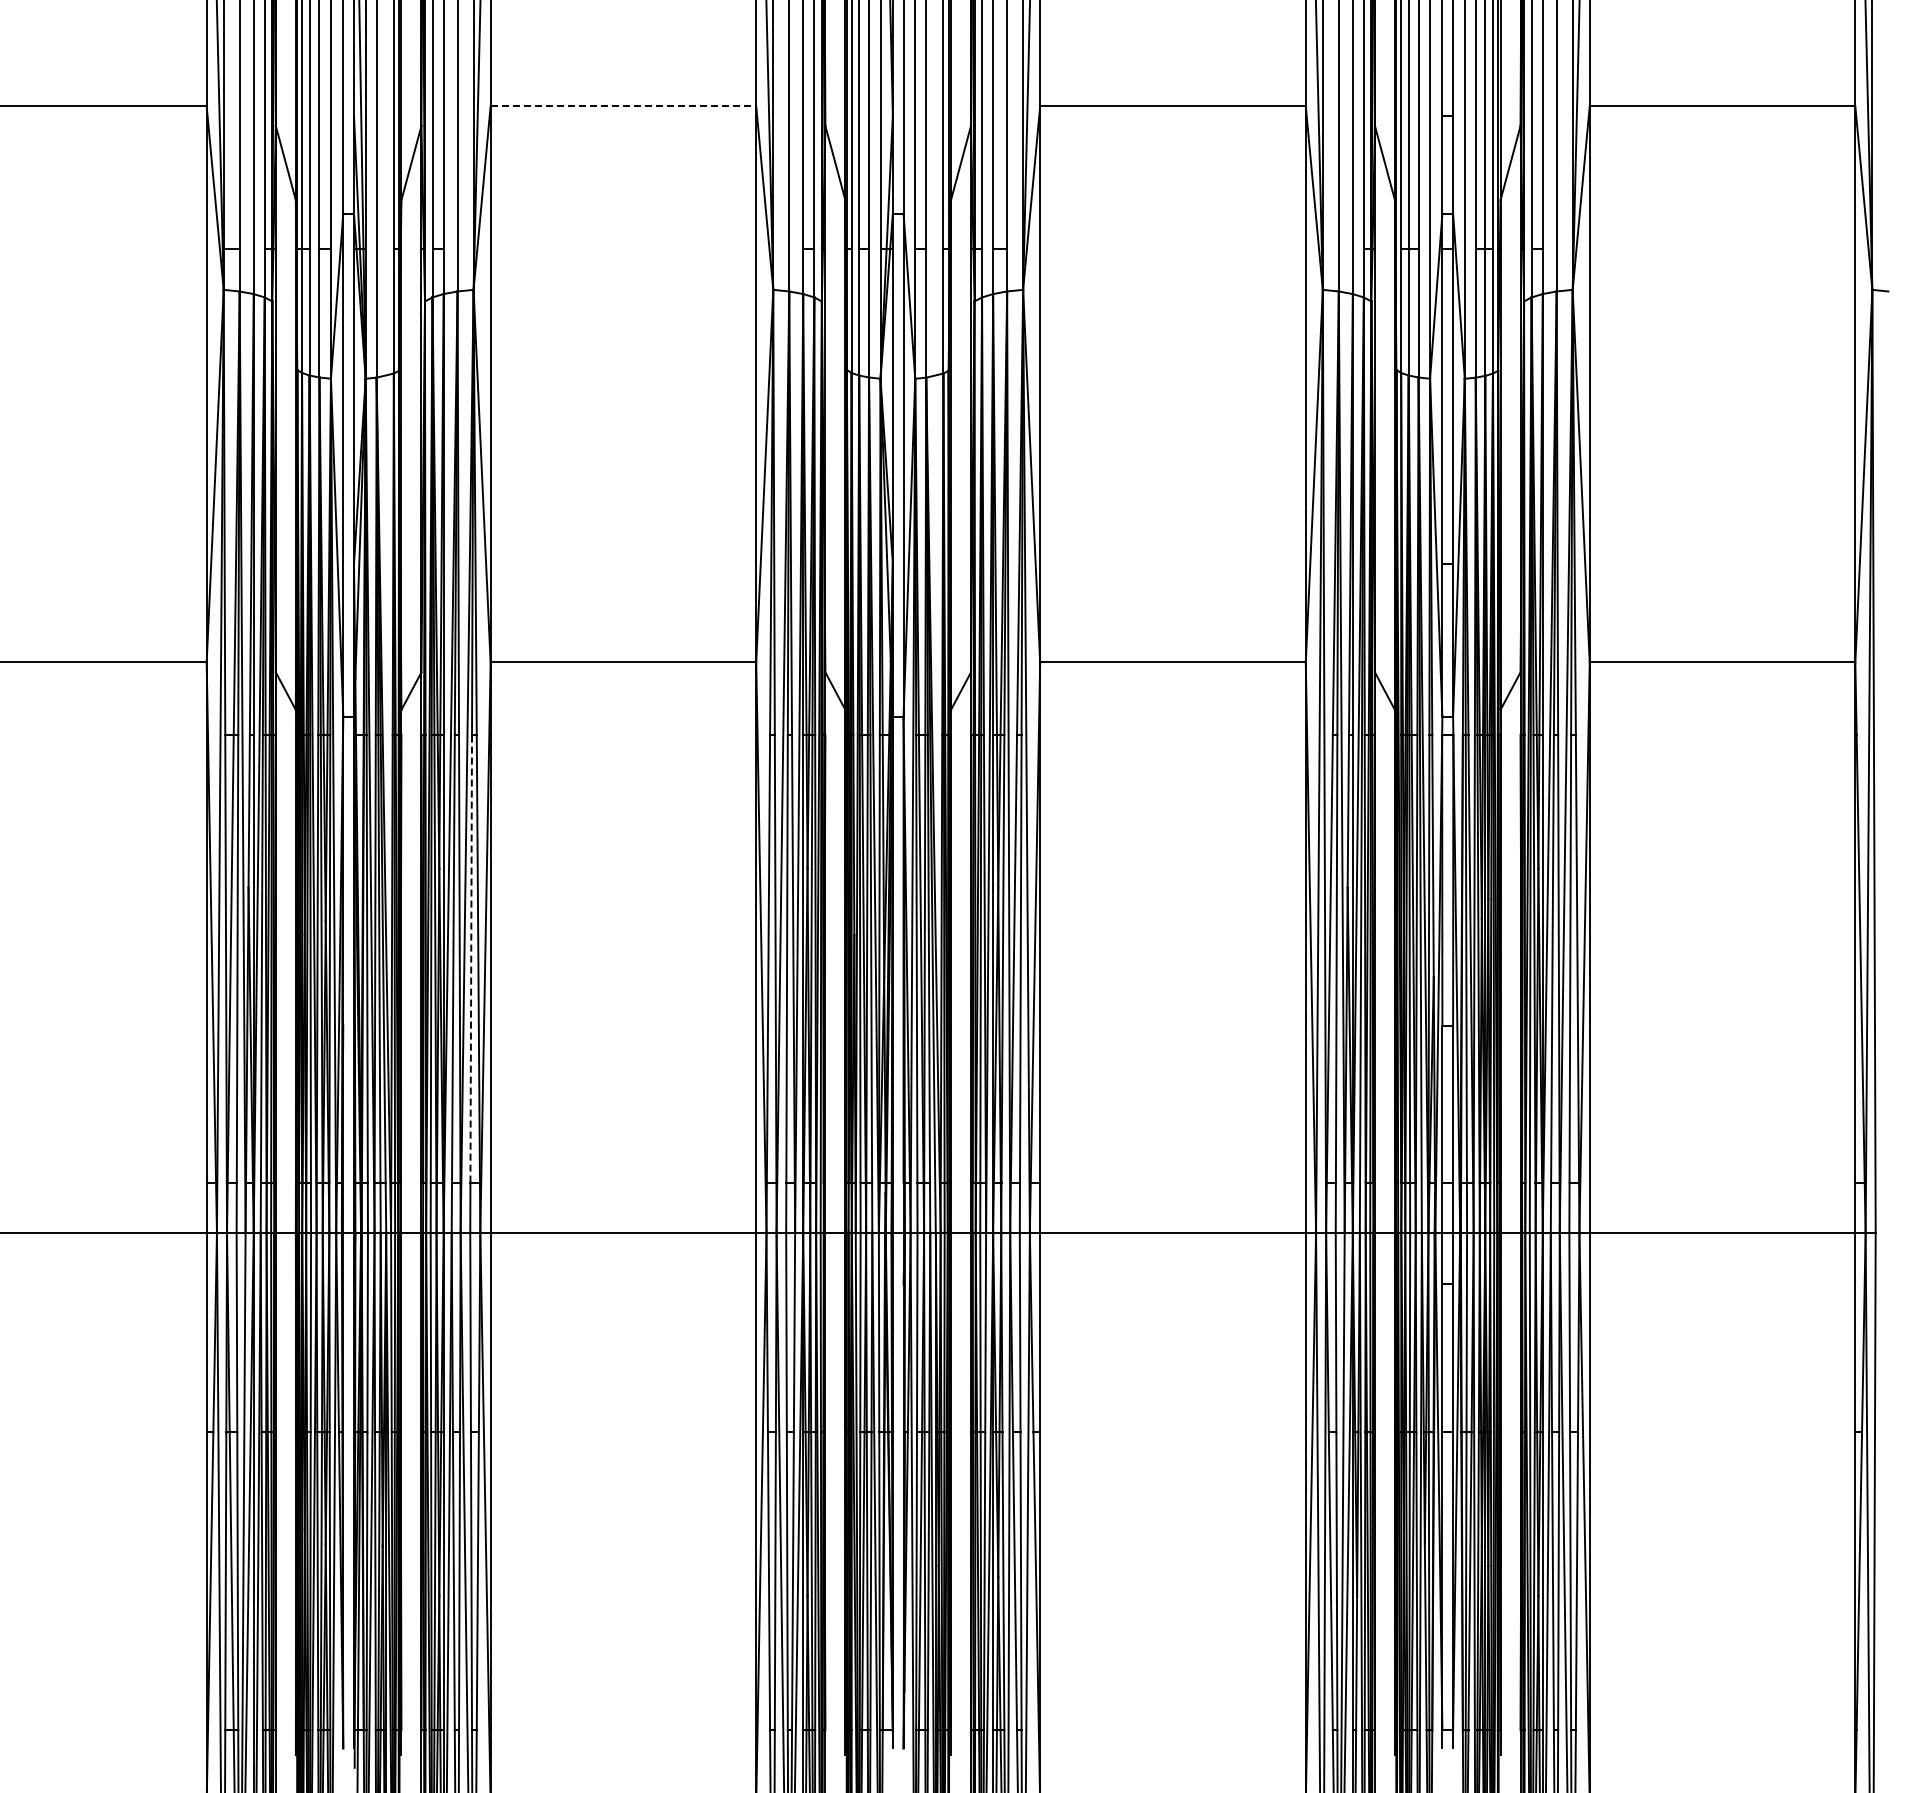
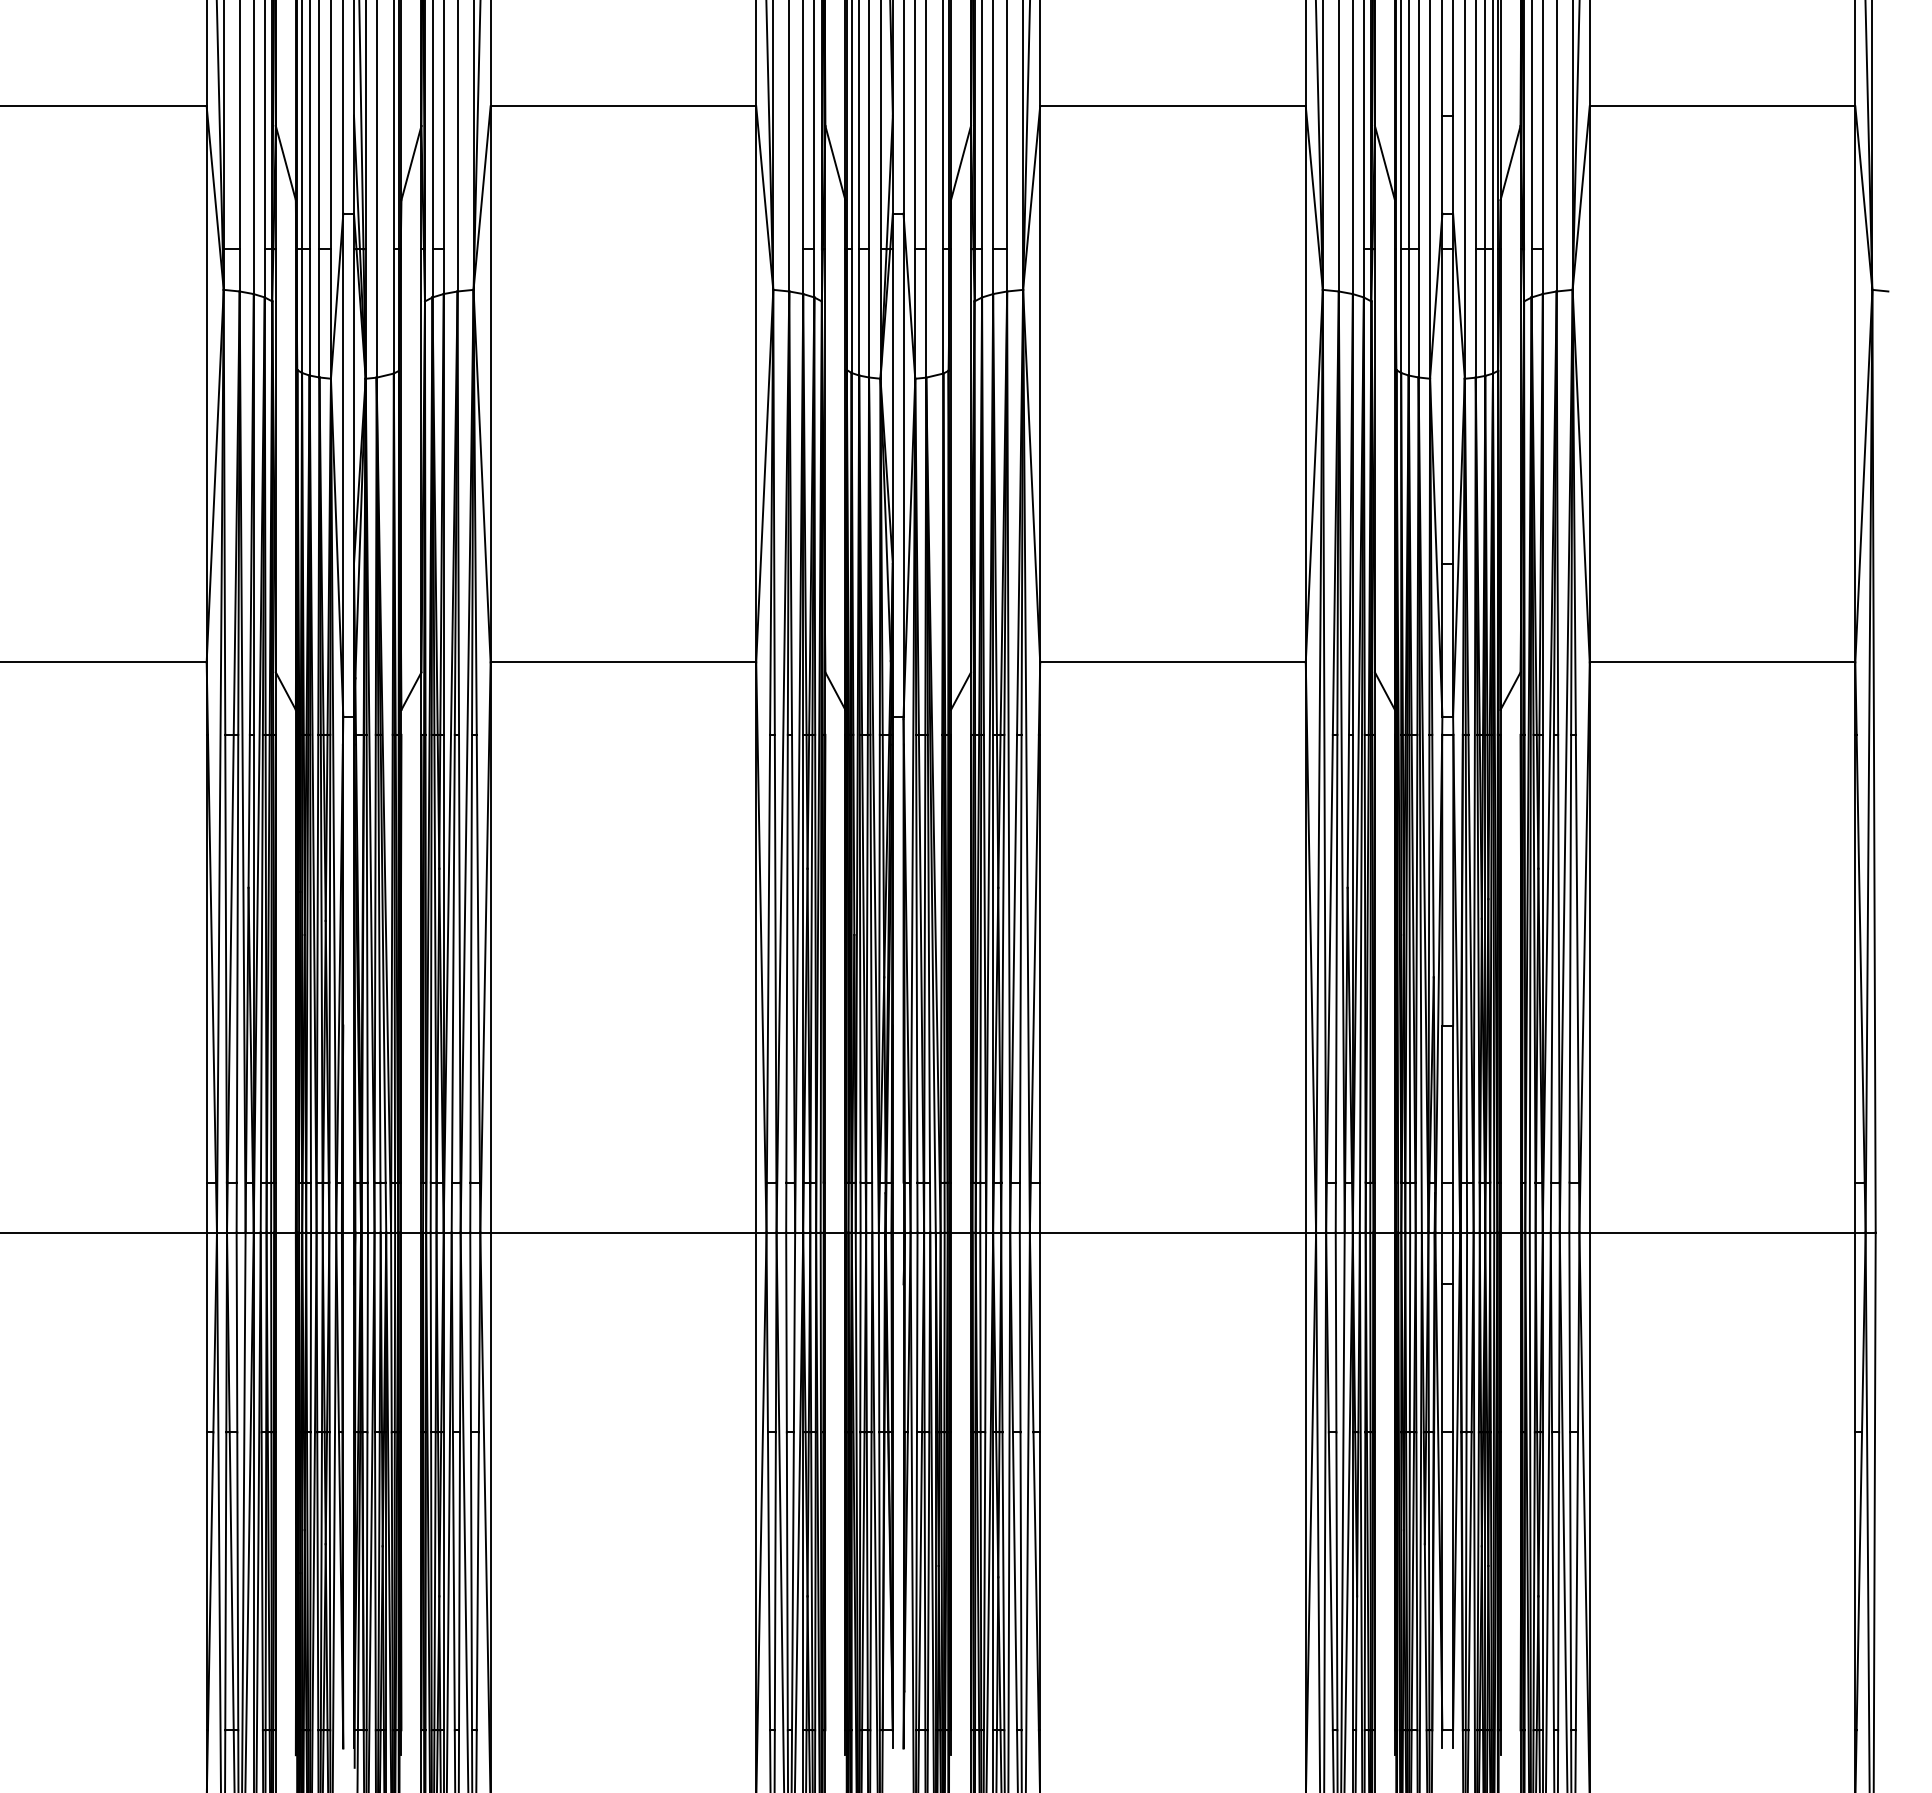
line: dashed -> solid (623, 106)
line: dashed -> solid (471, 958)
